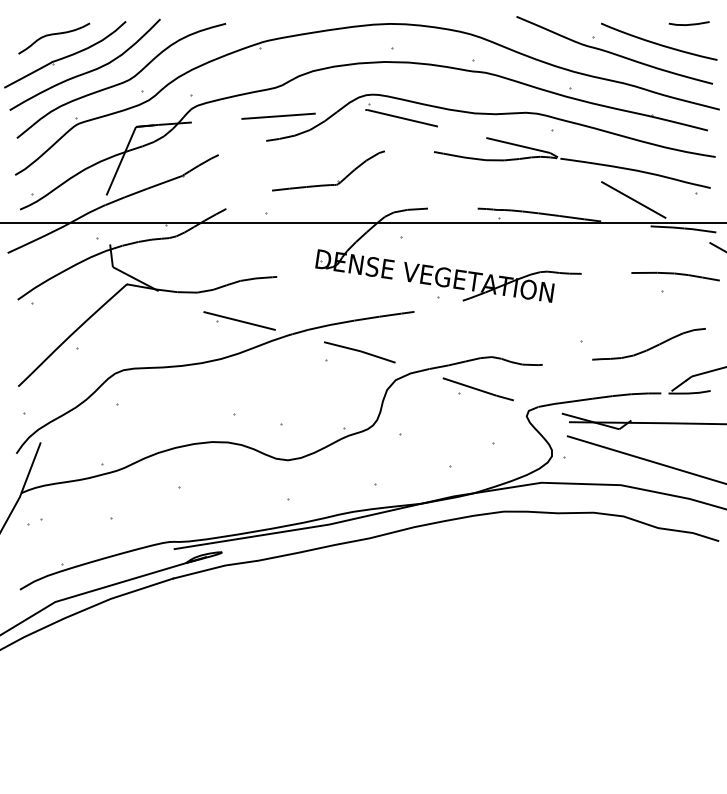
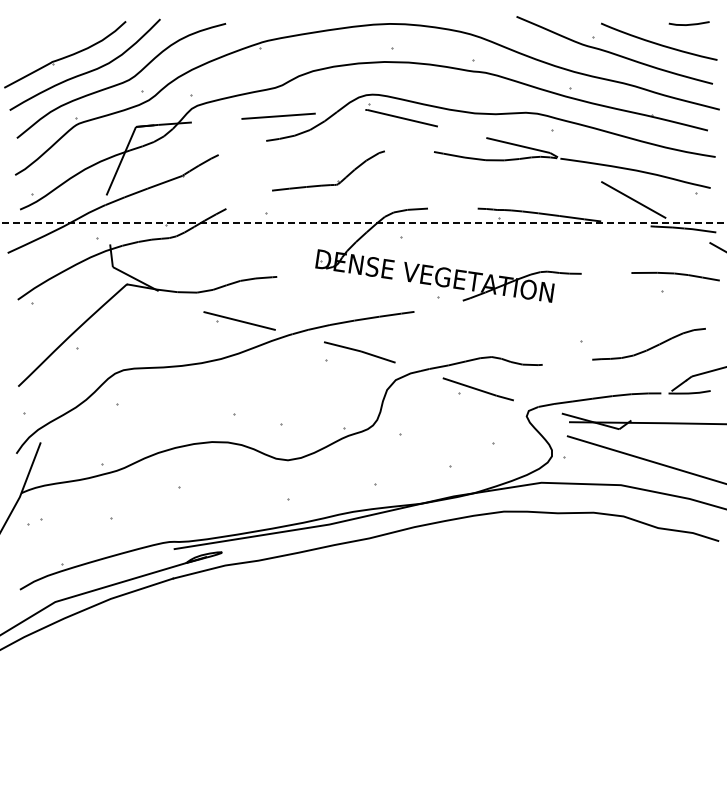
curve: present -> none (53, 35)
line: solid -> dashed (363, 222)
